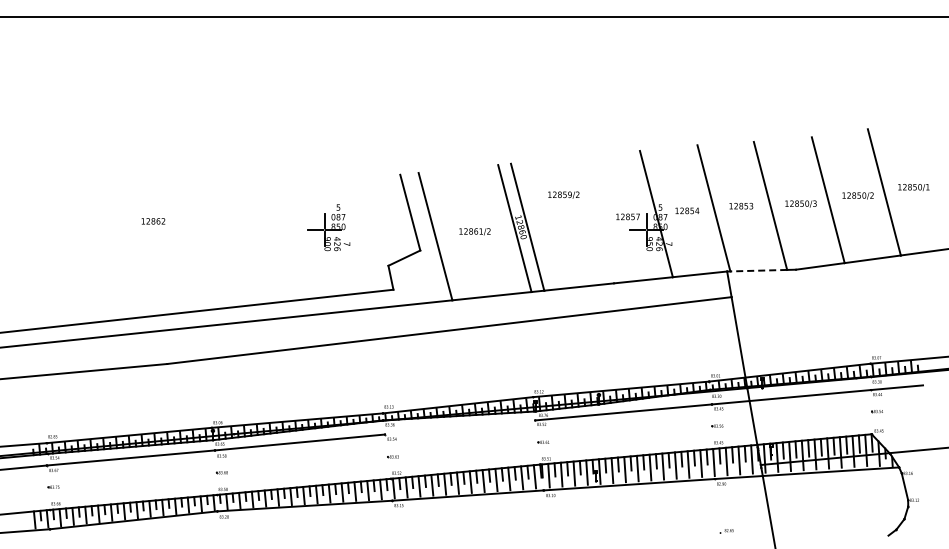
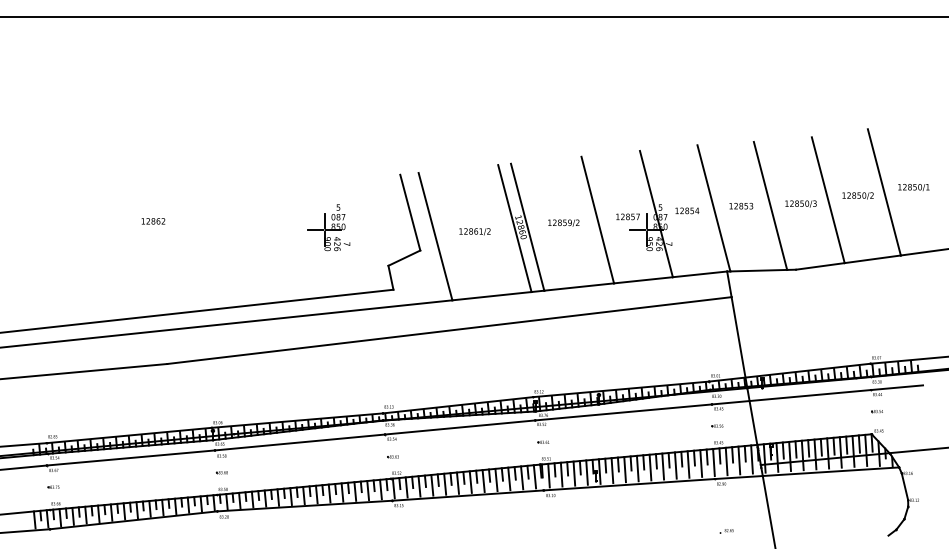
text position: (563, 194) -> (563, 222) (563, 222)
line: none -> present (597, 219)
line: dashed -> solid (758, 270)
line: none -> present (460, 427)
